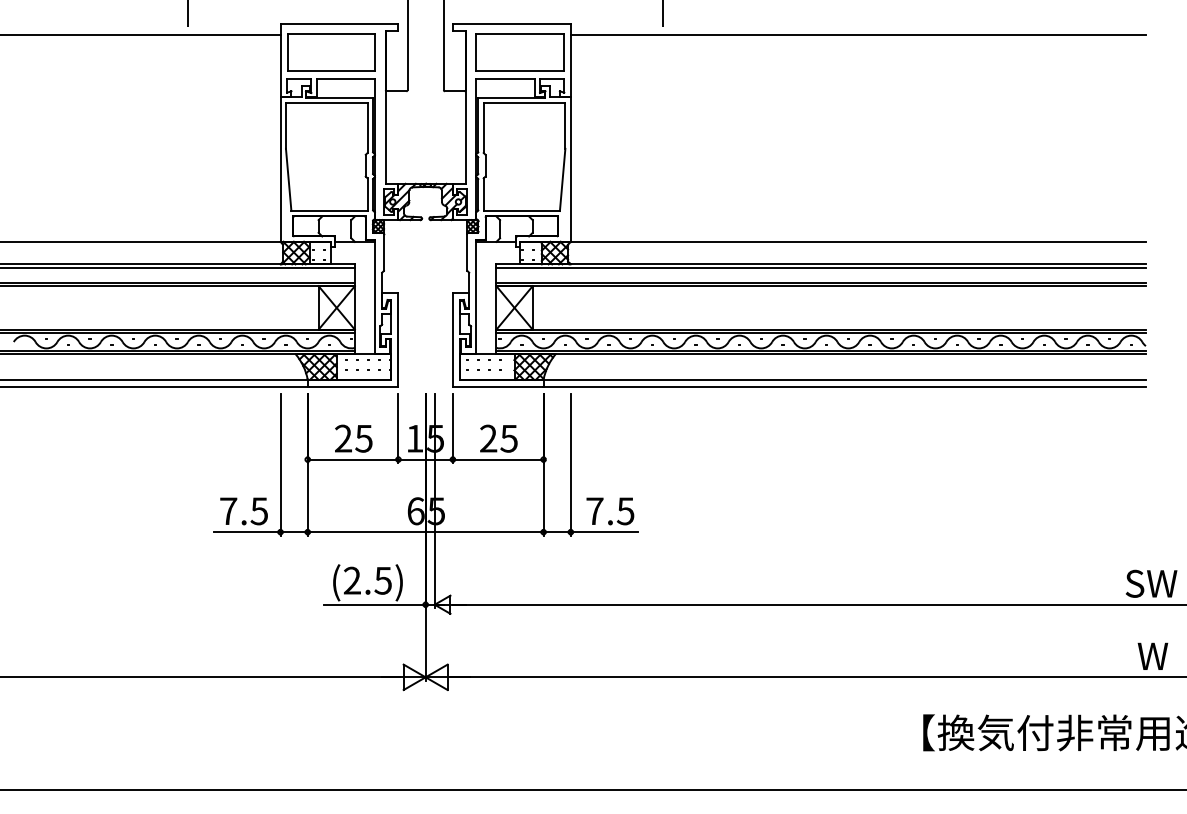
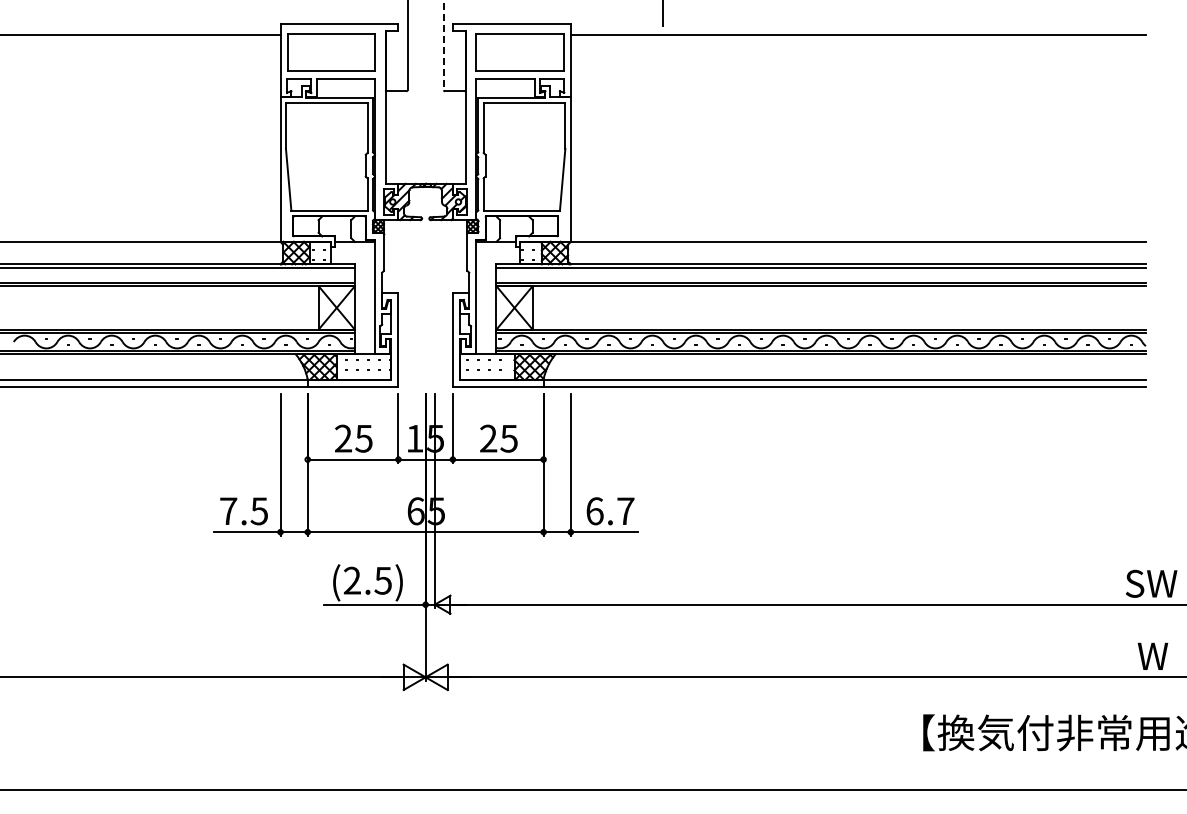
line: present -> none (188, 15)
line: solid -> dashed (443, 45)
text: 7.5 -> 6.7 (610, 511)
